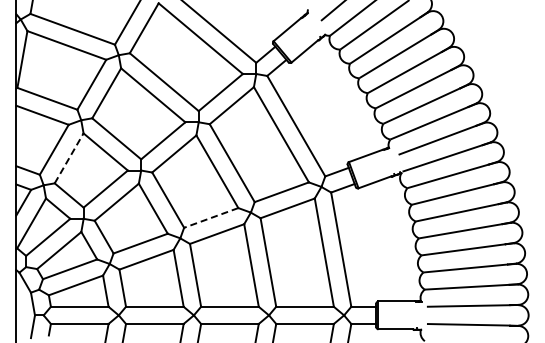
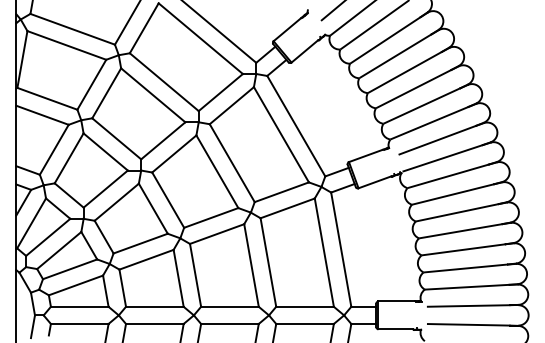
line: dashed -> solid (69, 158)
line: dashed -> solid (211, 217)
